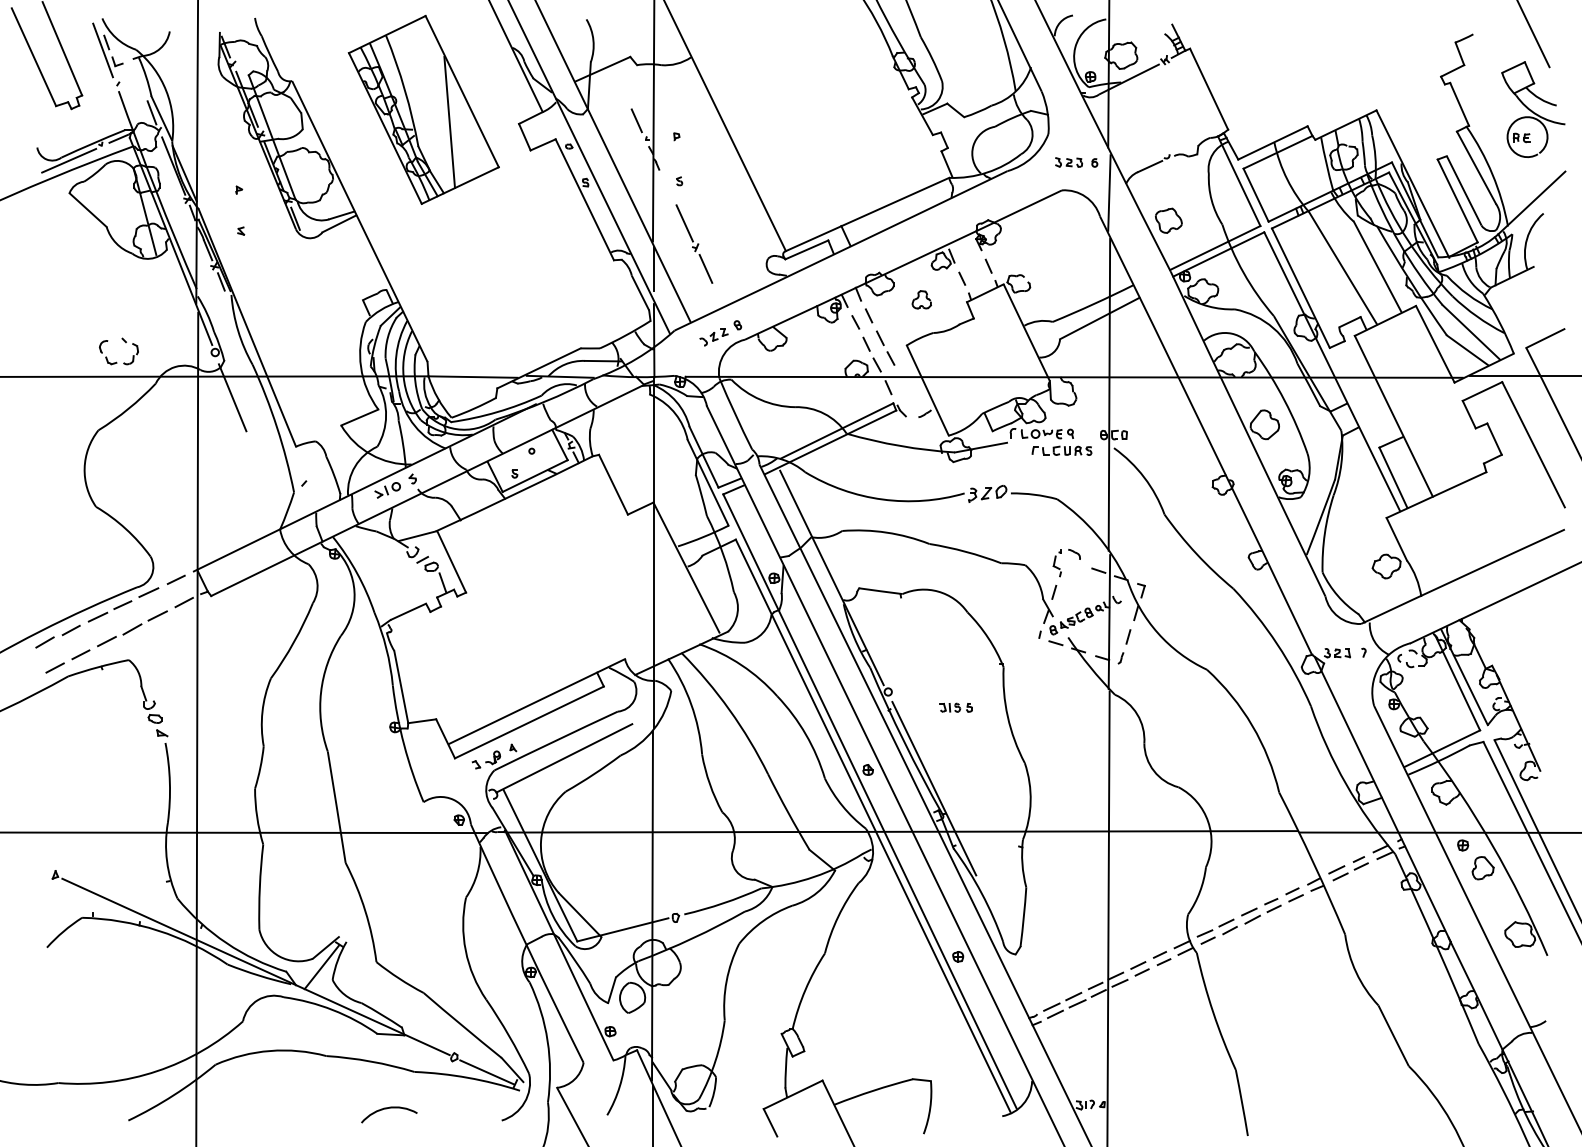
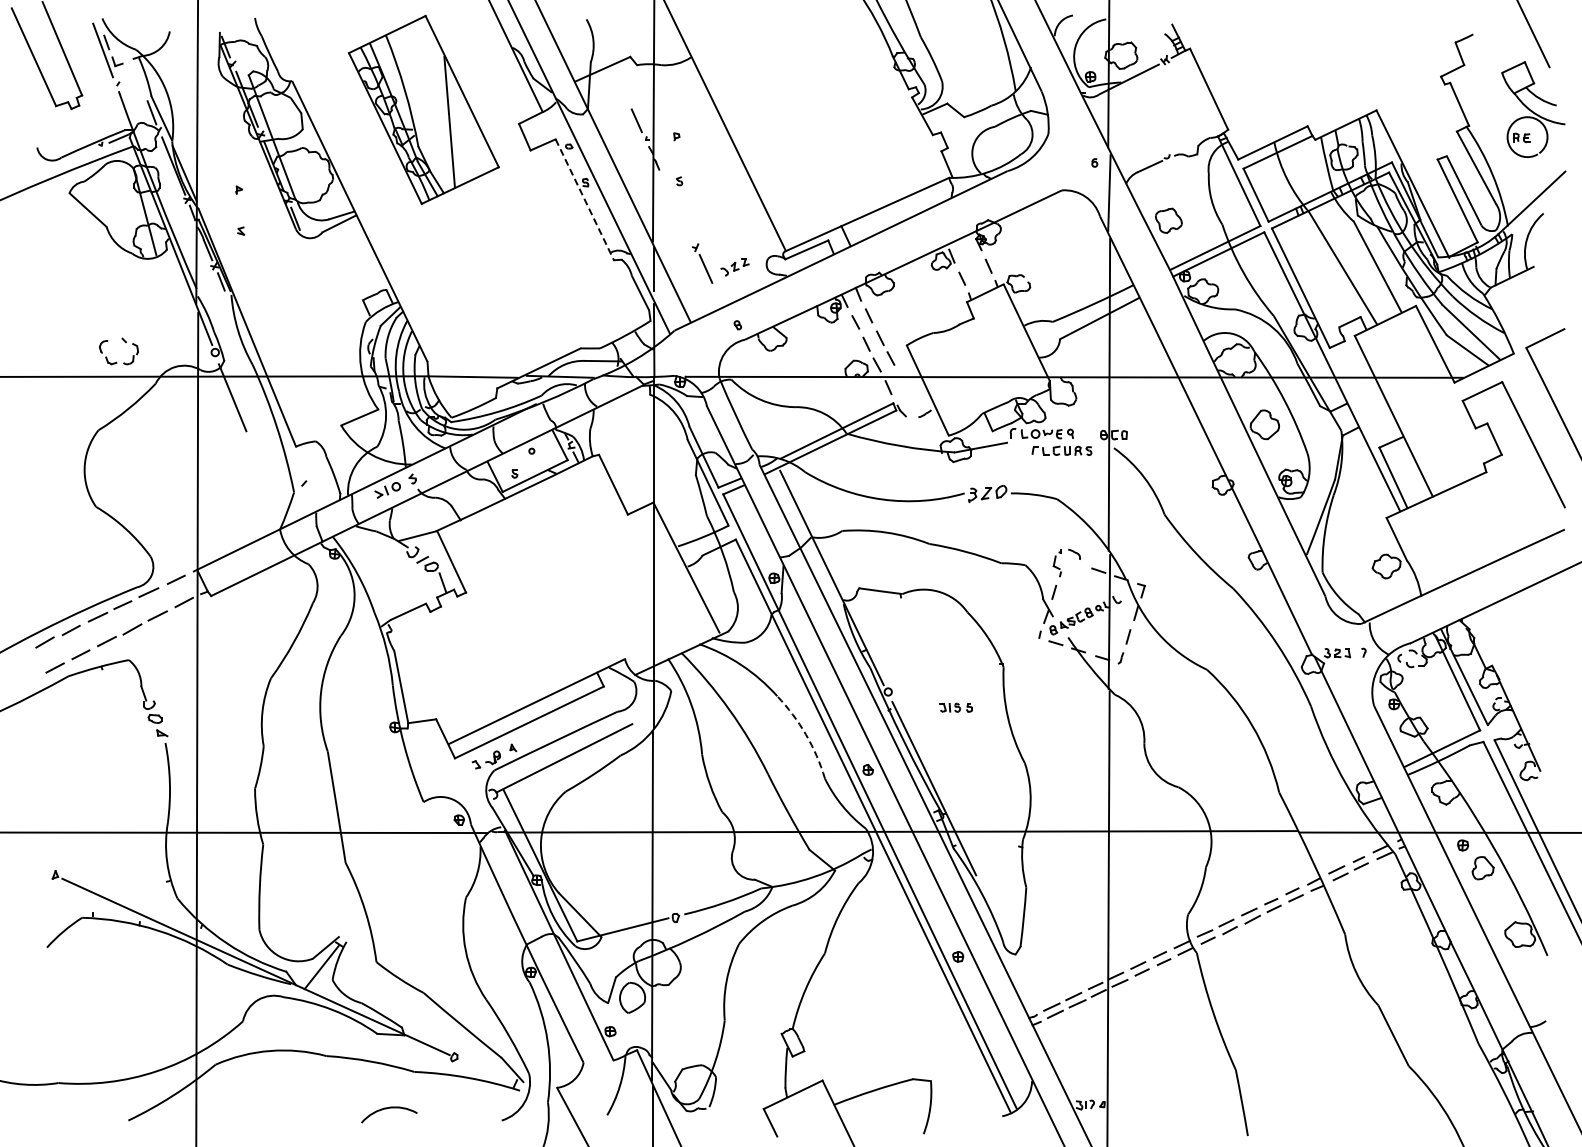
line: present -> none (69, 160)
part: present -> none (1069, 162)
line: solid -> dashed (585, 200)
line: present -> none (684, 223)
part: present -> none (921, 299)
part position: (713, 337) -> (734, 267) (734, 267)
line: present -> none (1524, 375)
arc: solid -> dashed (805, 734)
line: present -> none (487, 1072)
